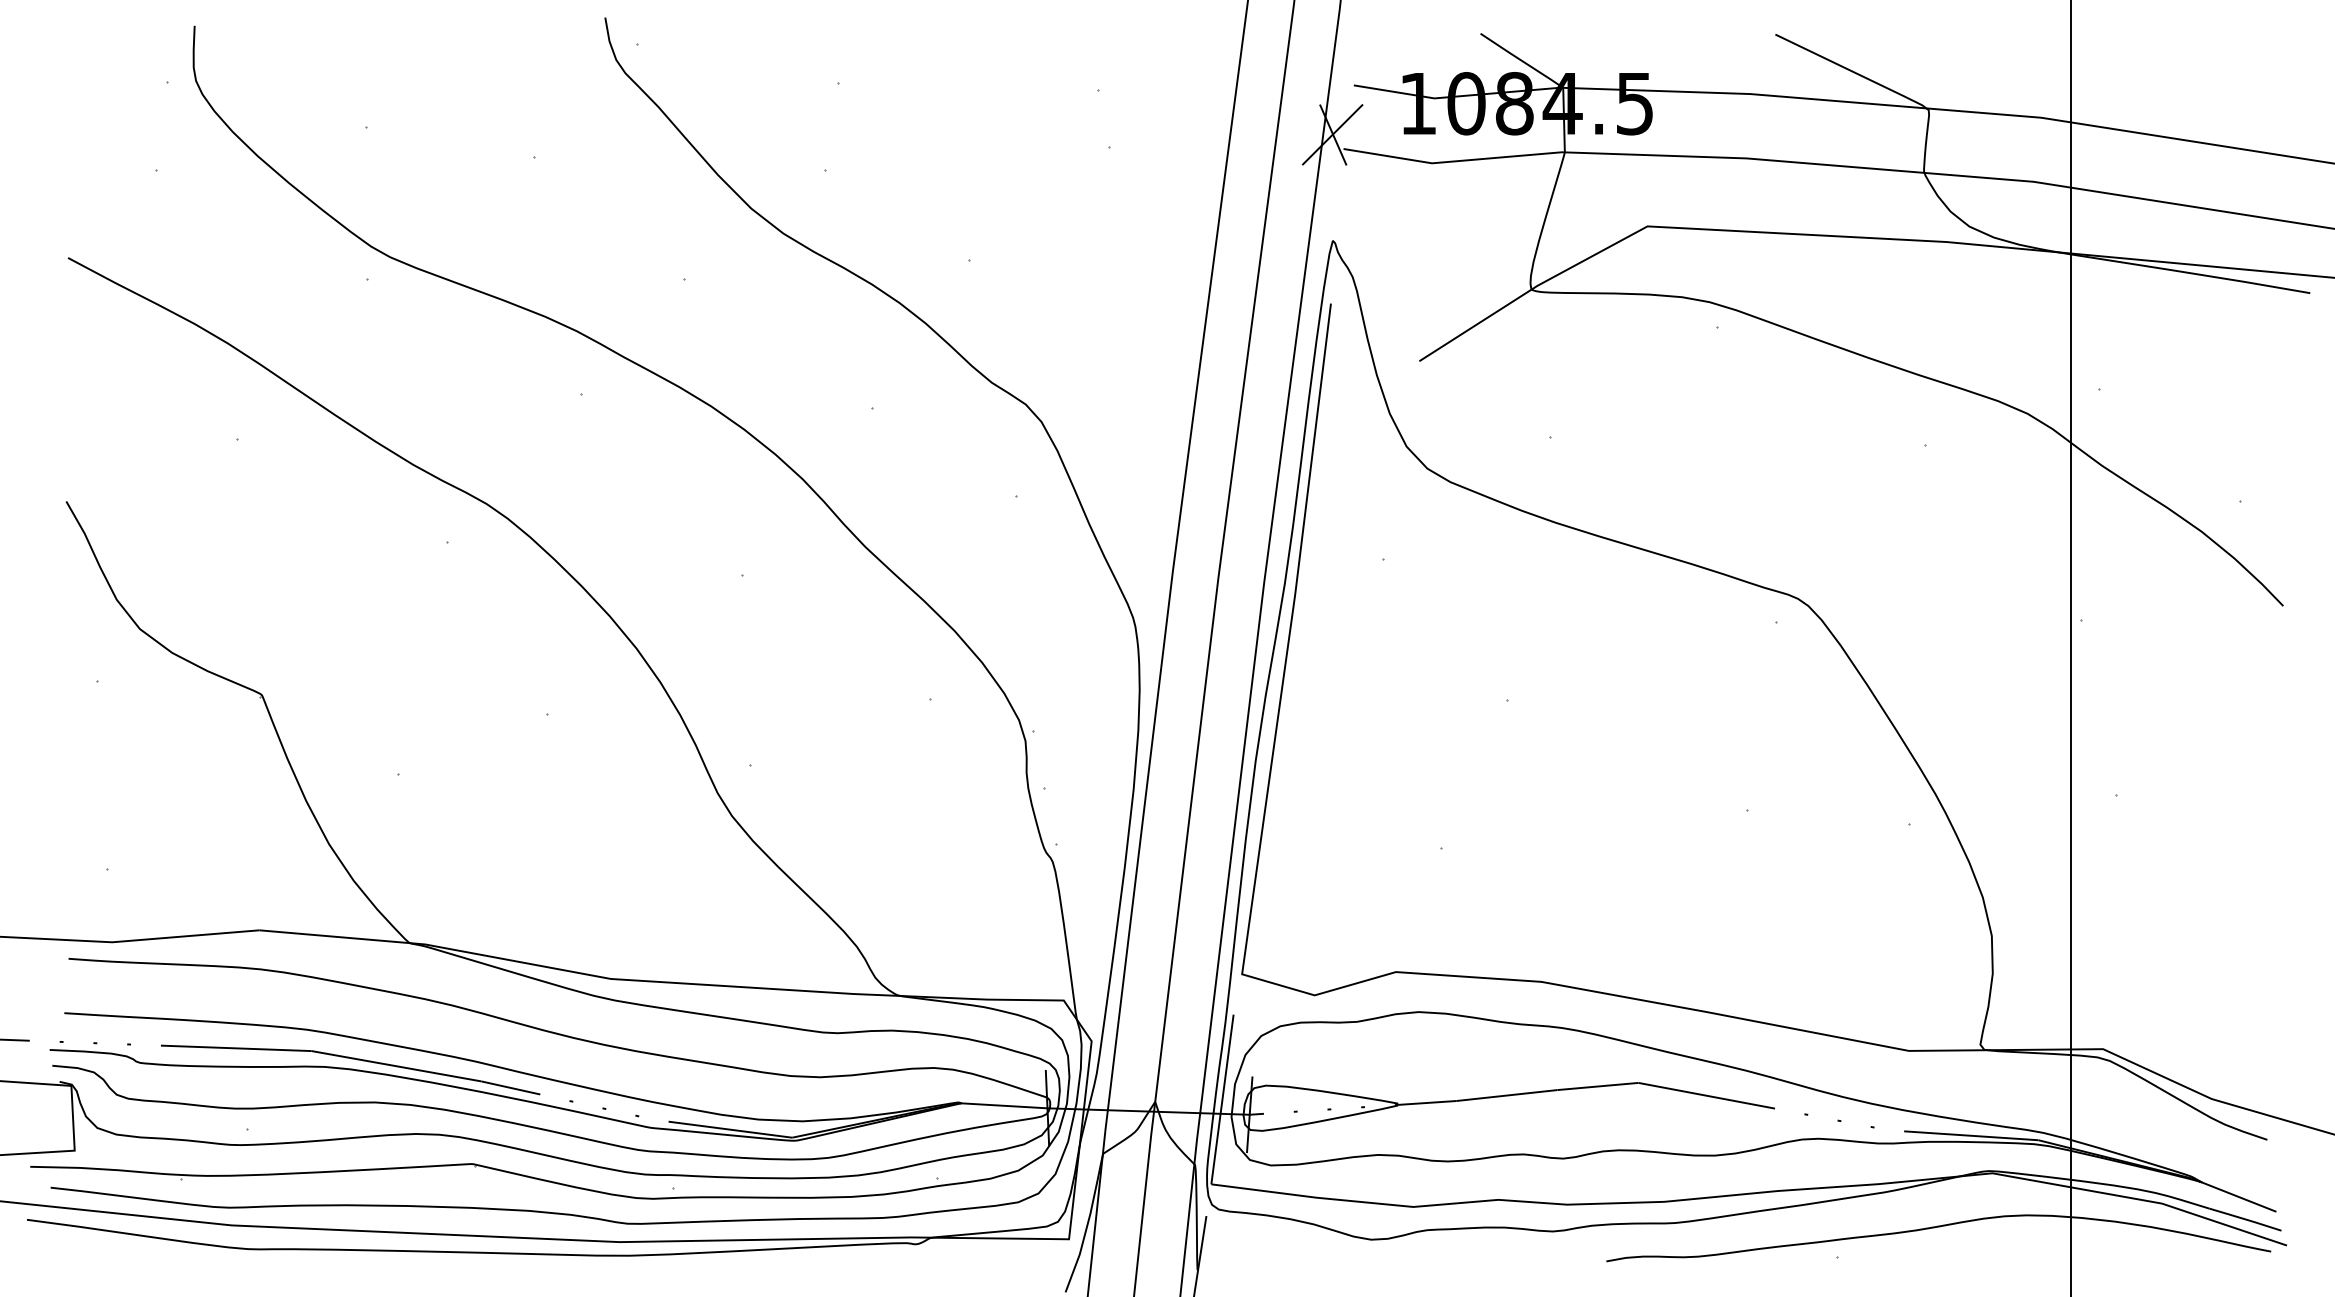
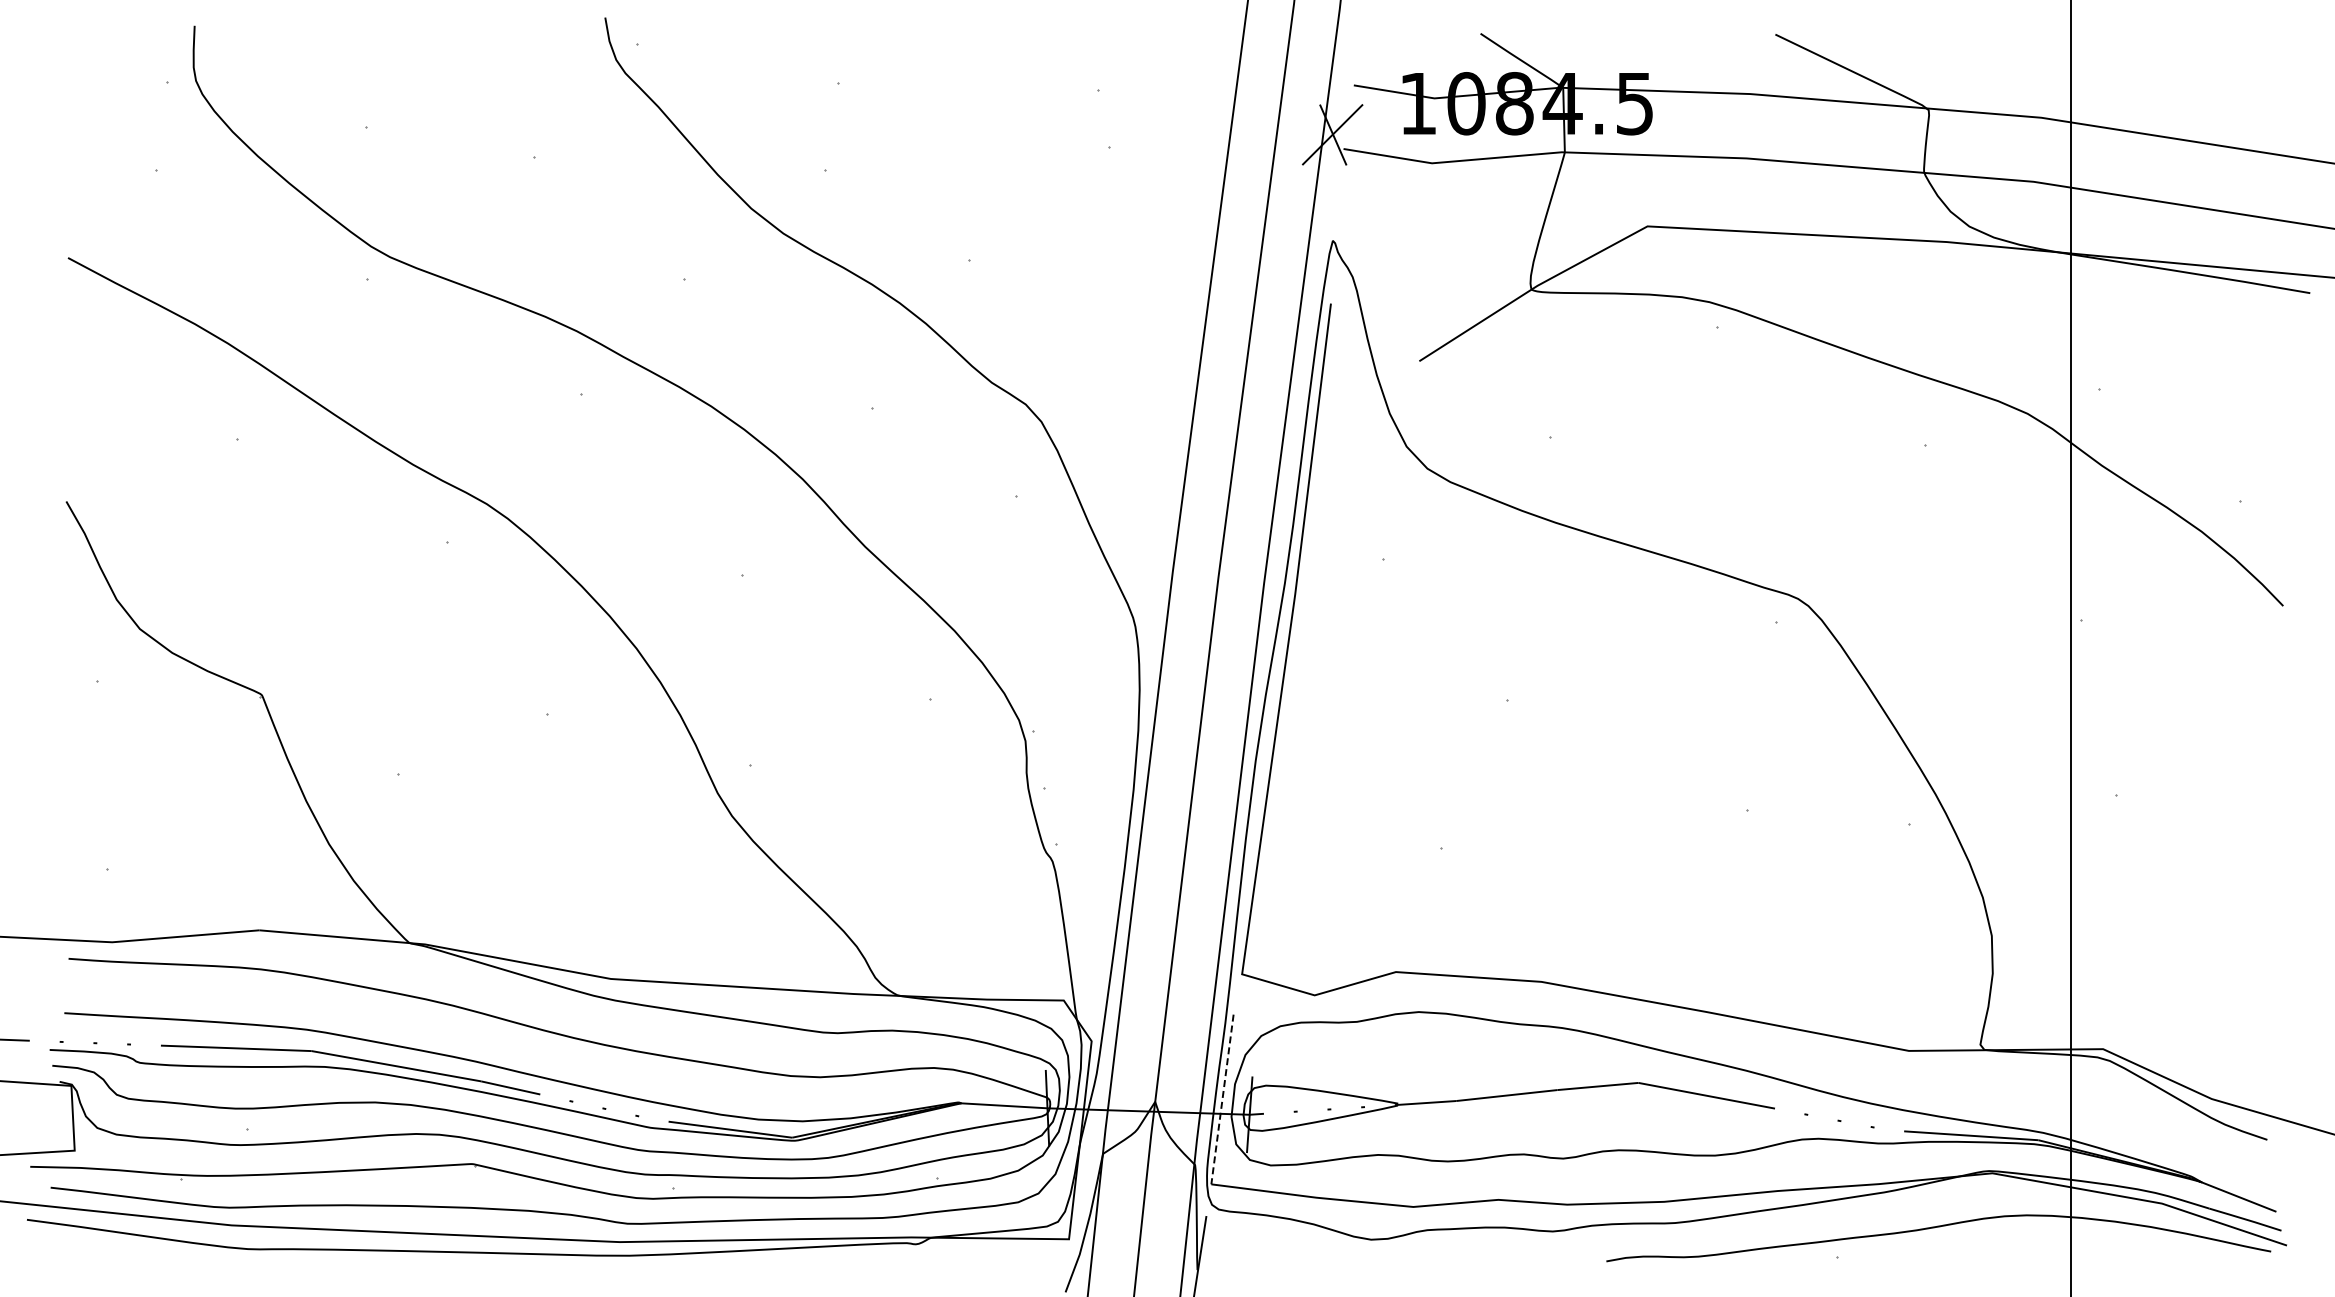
line: solid -> dashed (1222, 1099)
